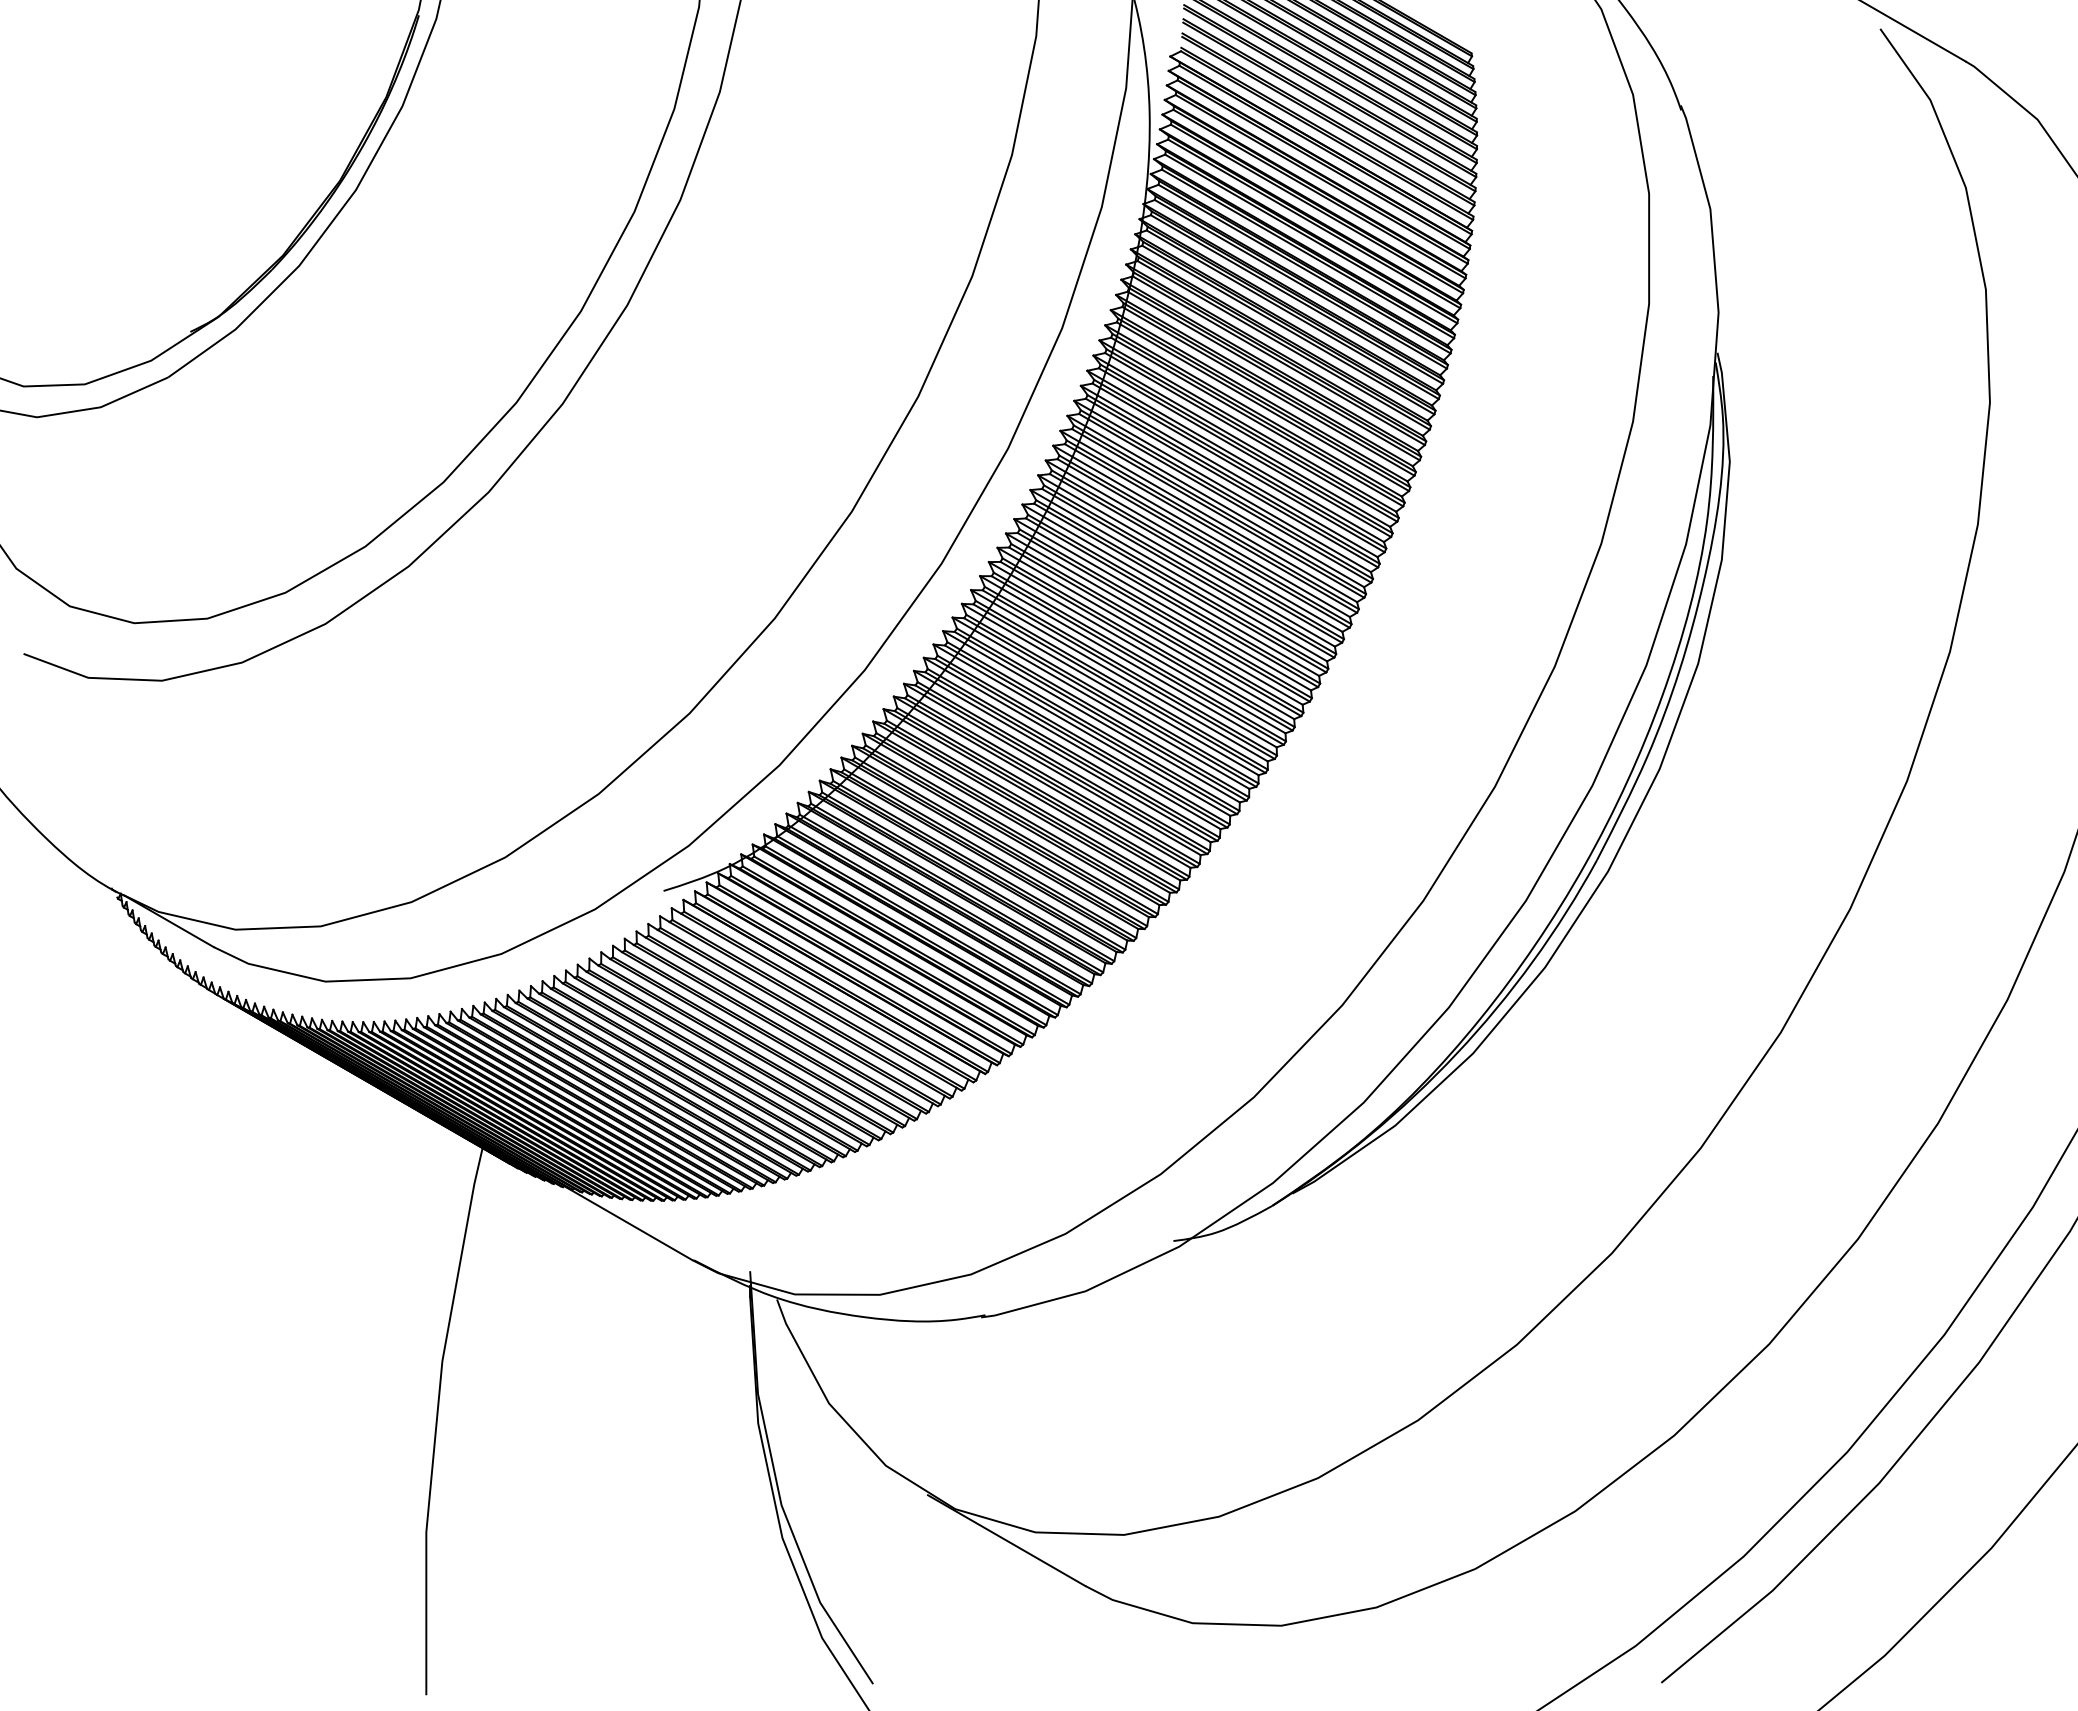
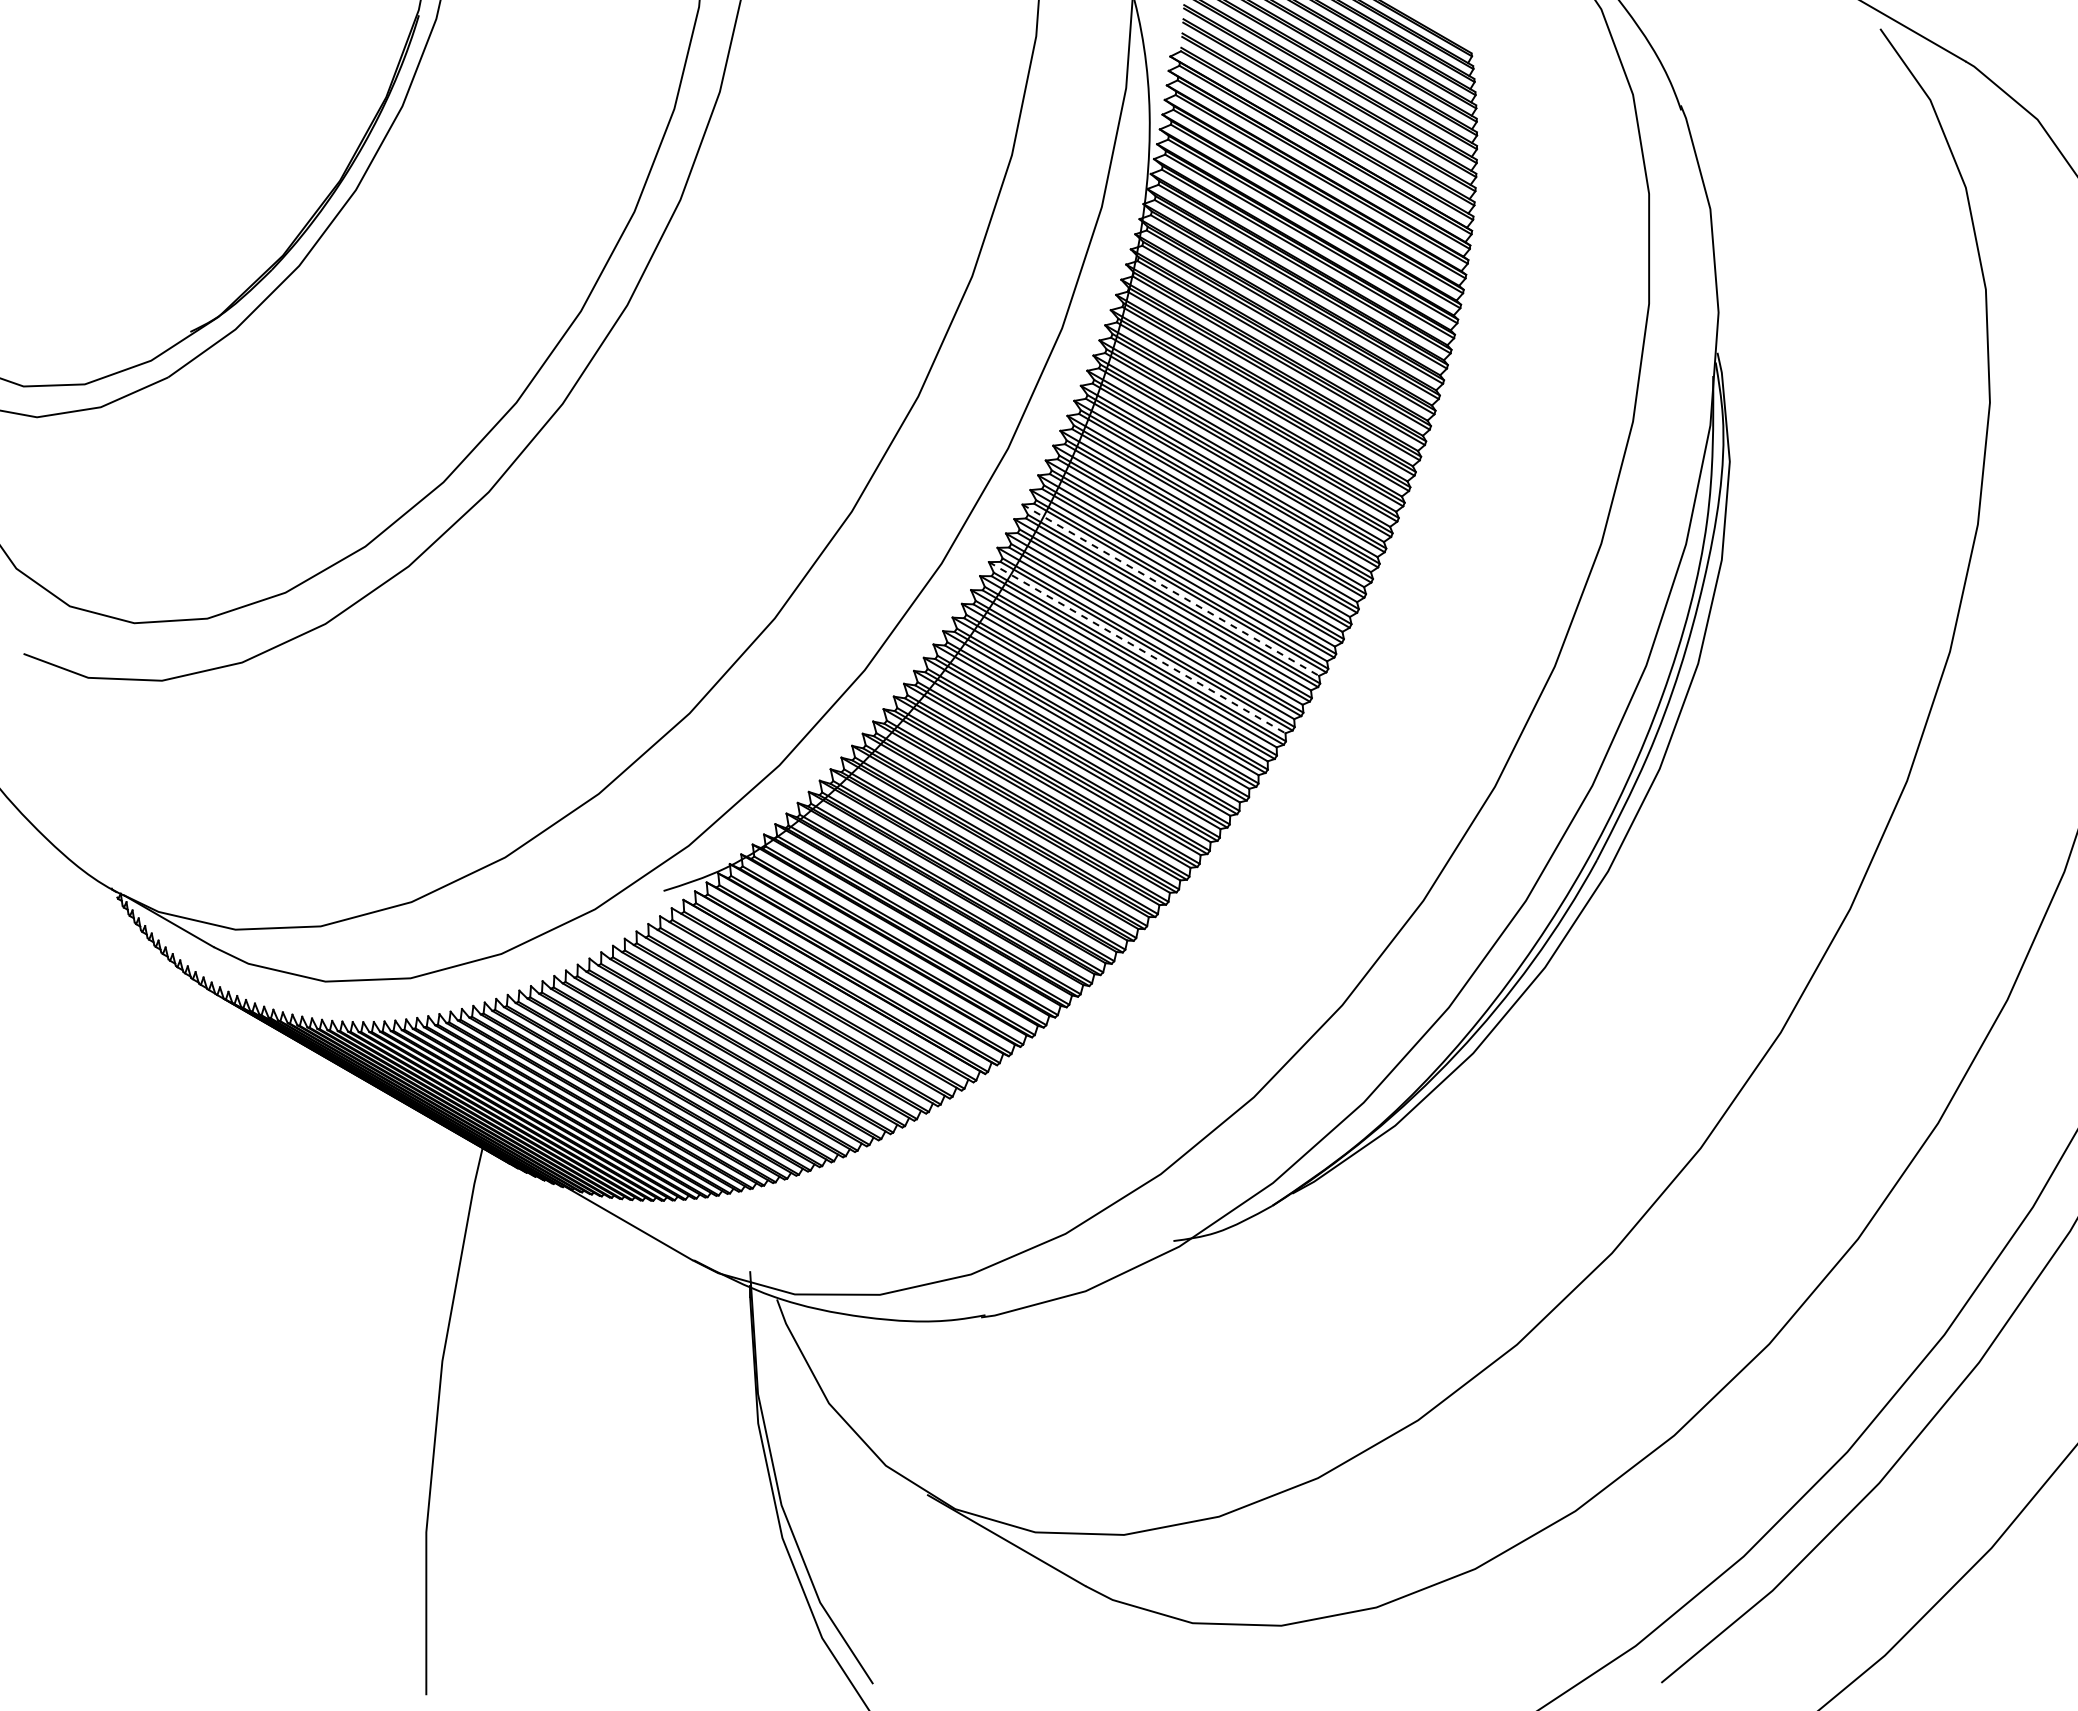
line: solid -> dashed (1171, 590)
line: solid -> dashed (1137, 647)
